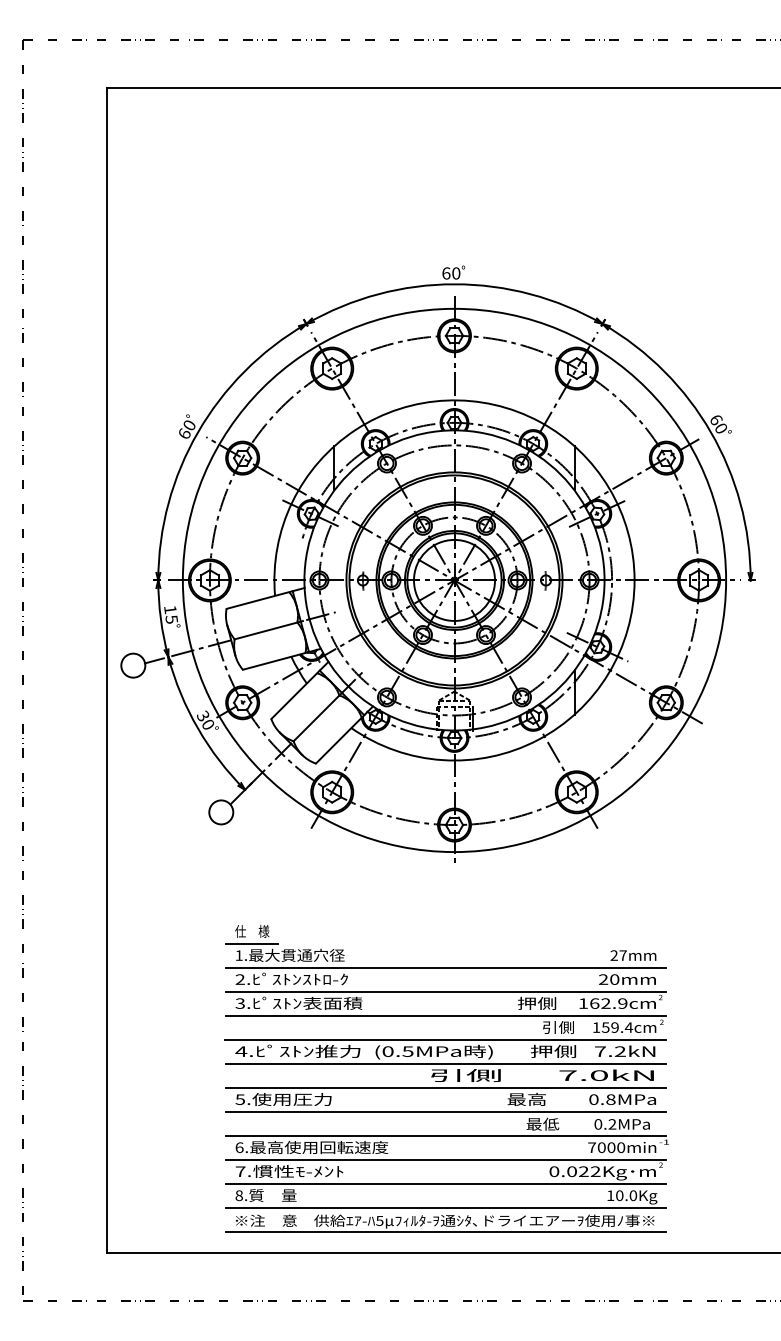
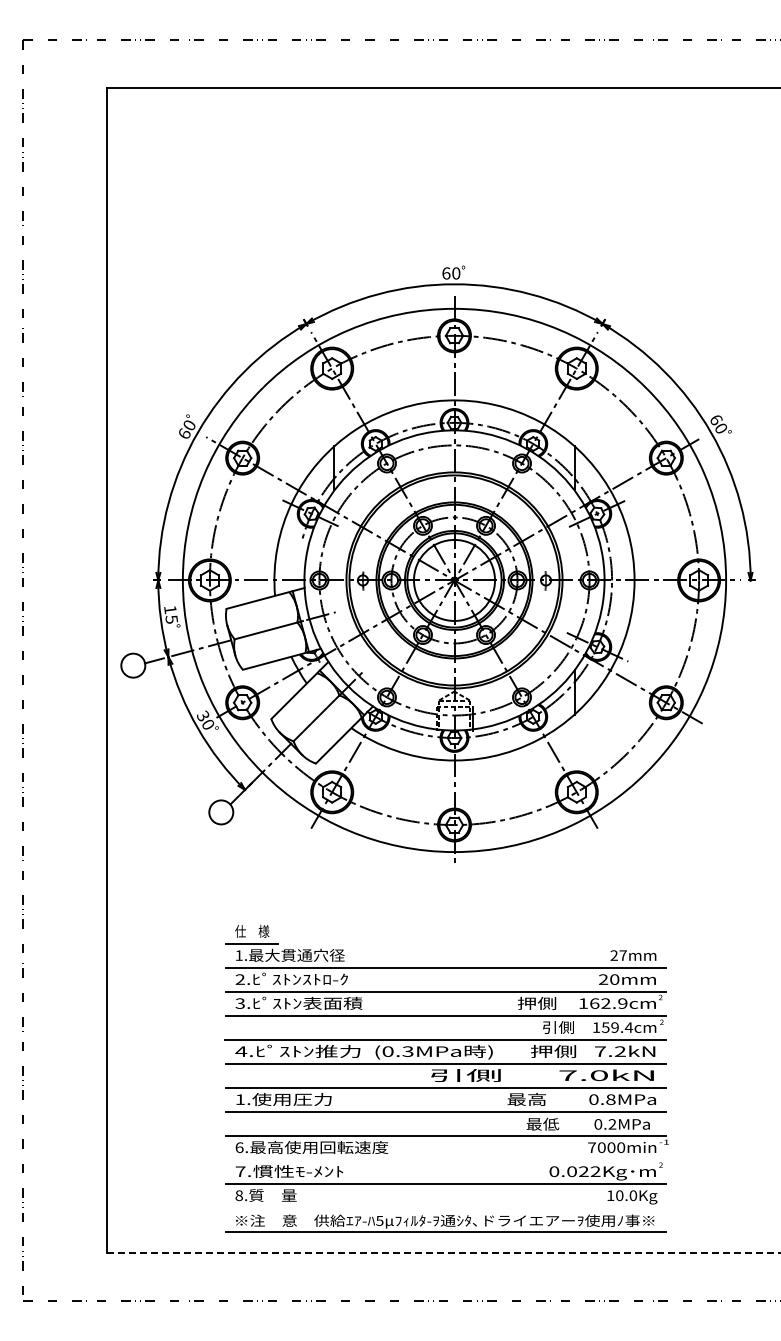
text: (0.5MPa -> (0.3MPa (408, 1051)
text: 5. -> 1. (239, 1099)
line: present -> none (446, 1159)
line: present -> none (446, 1207)
line: solid -> dashed (444, 1252)
